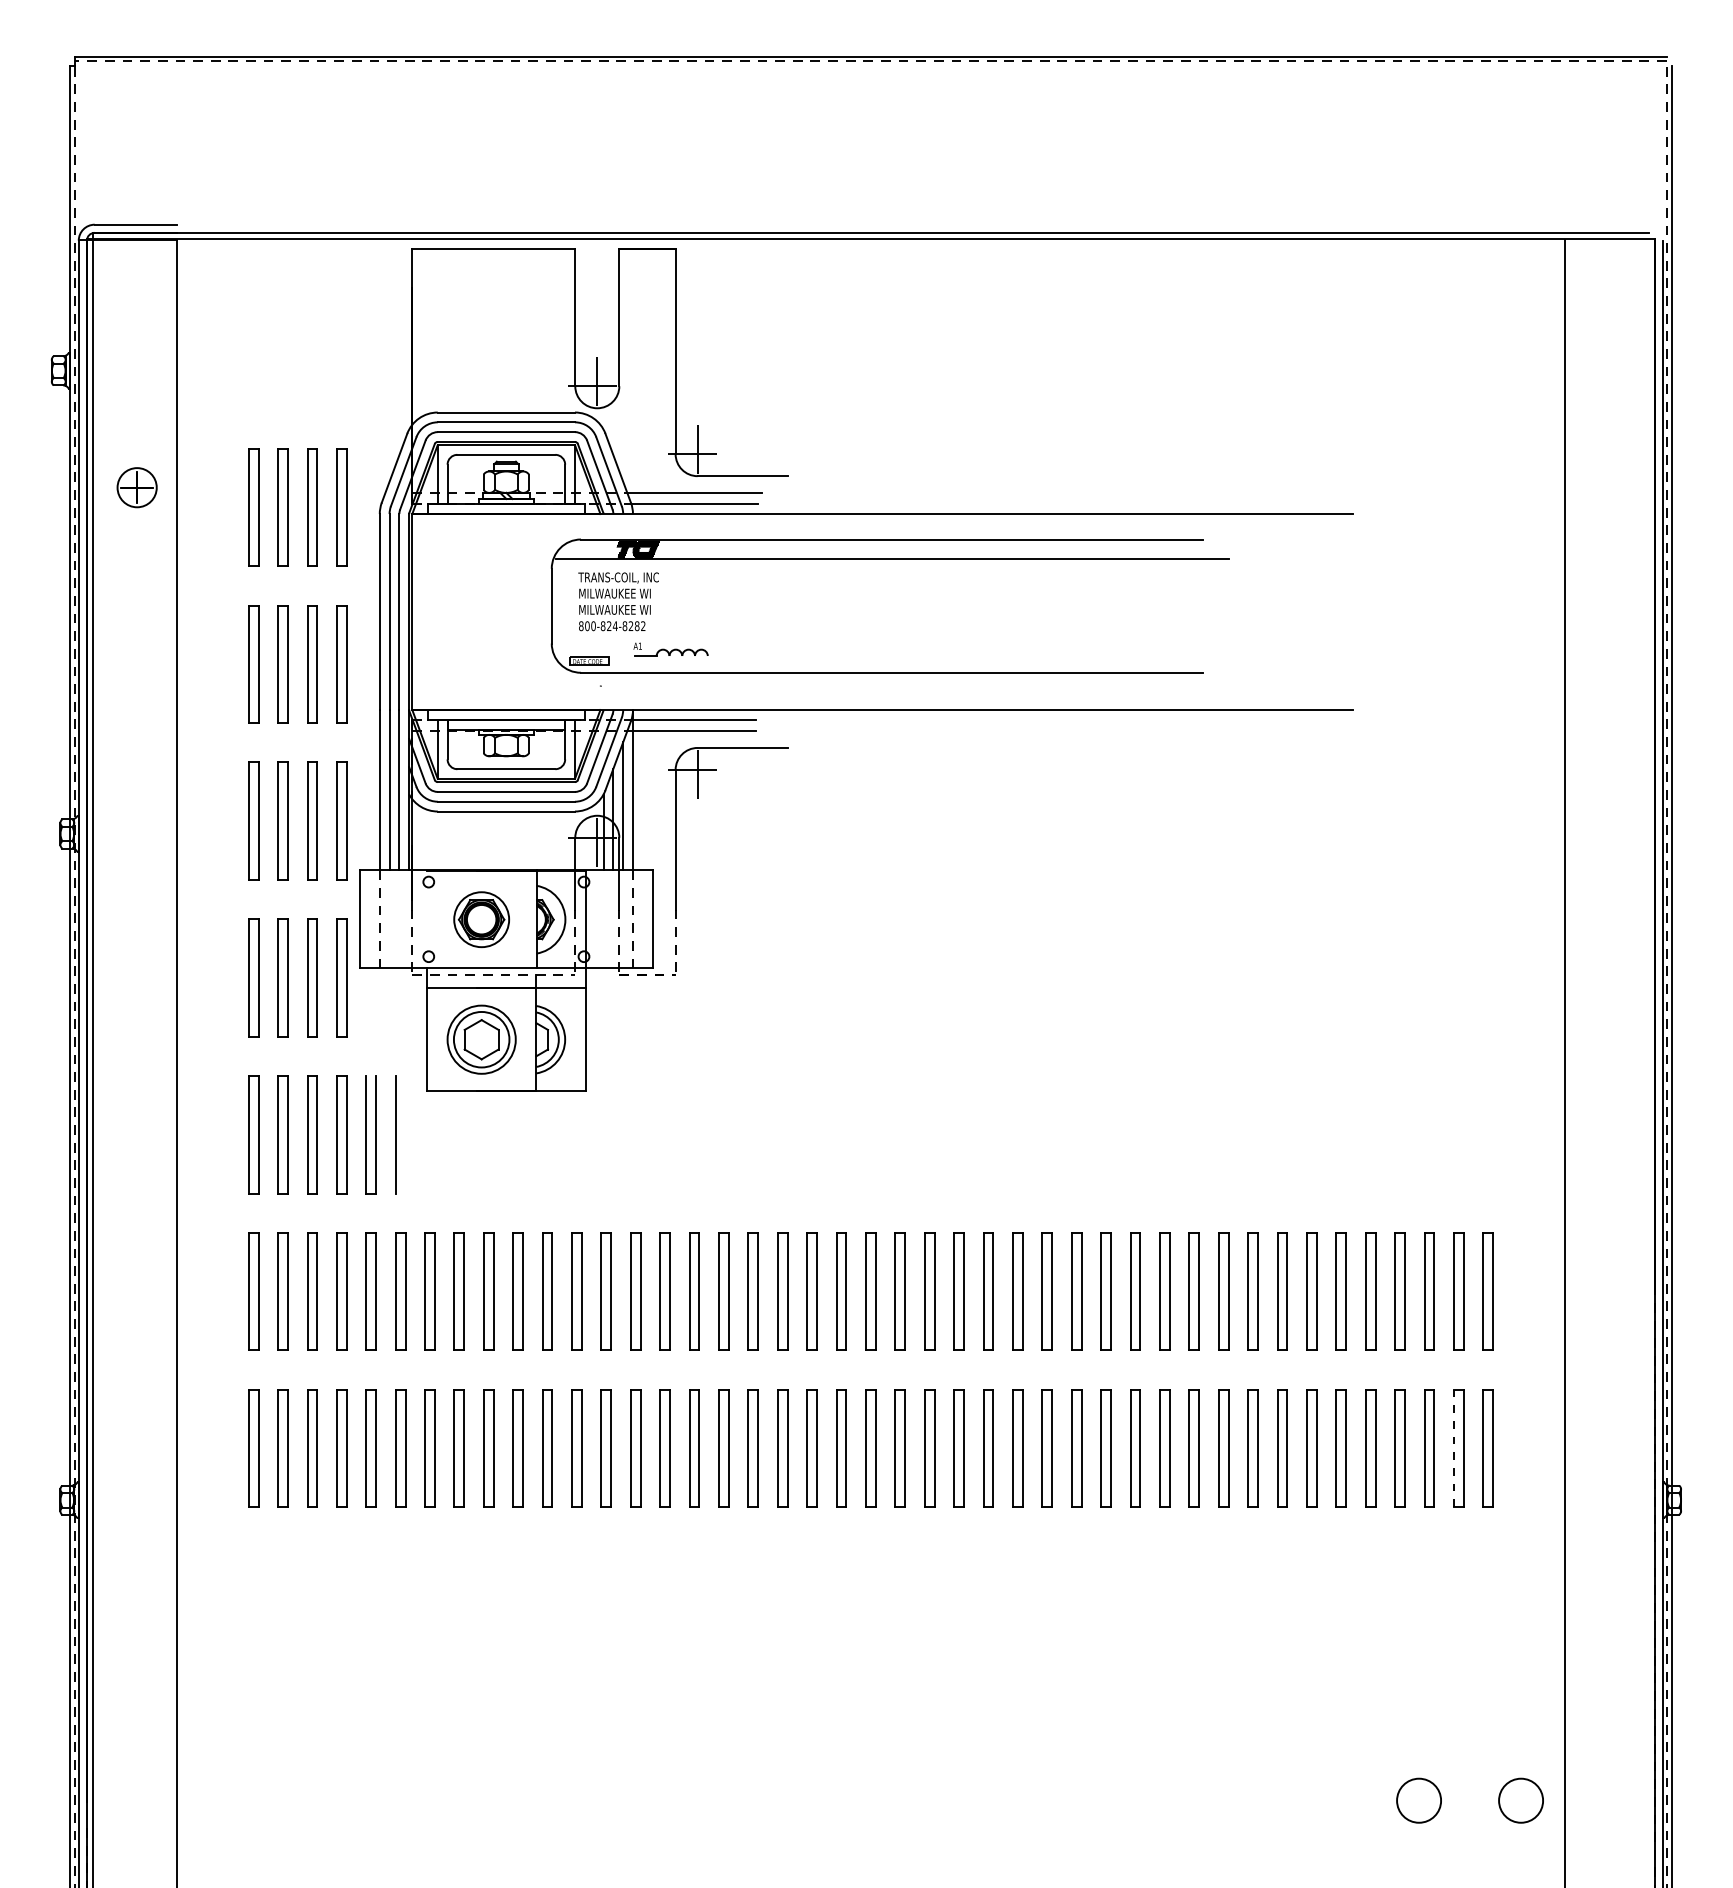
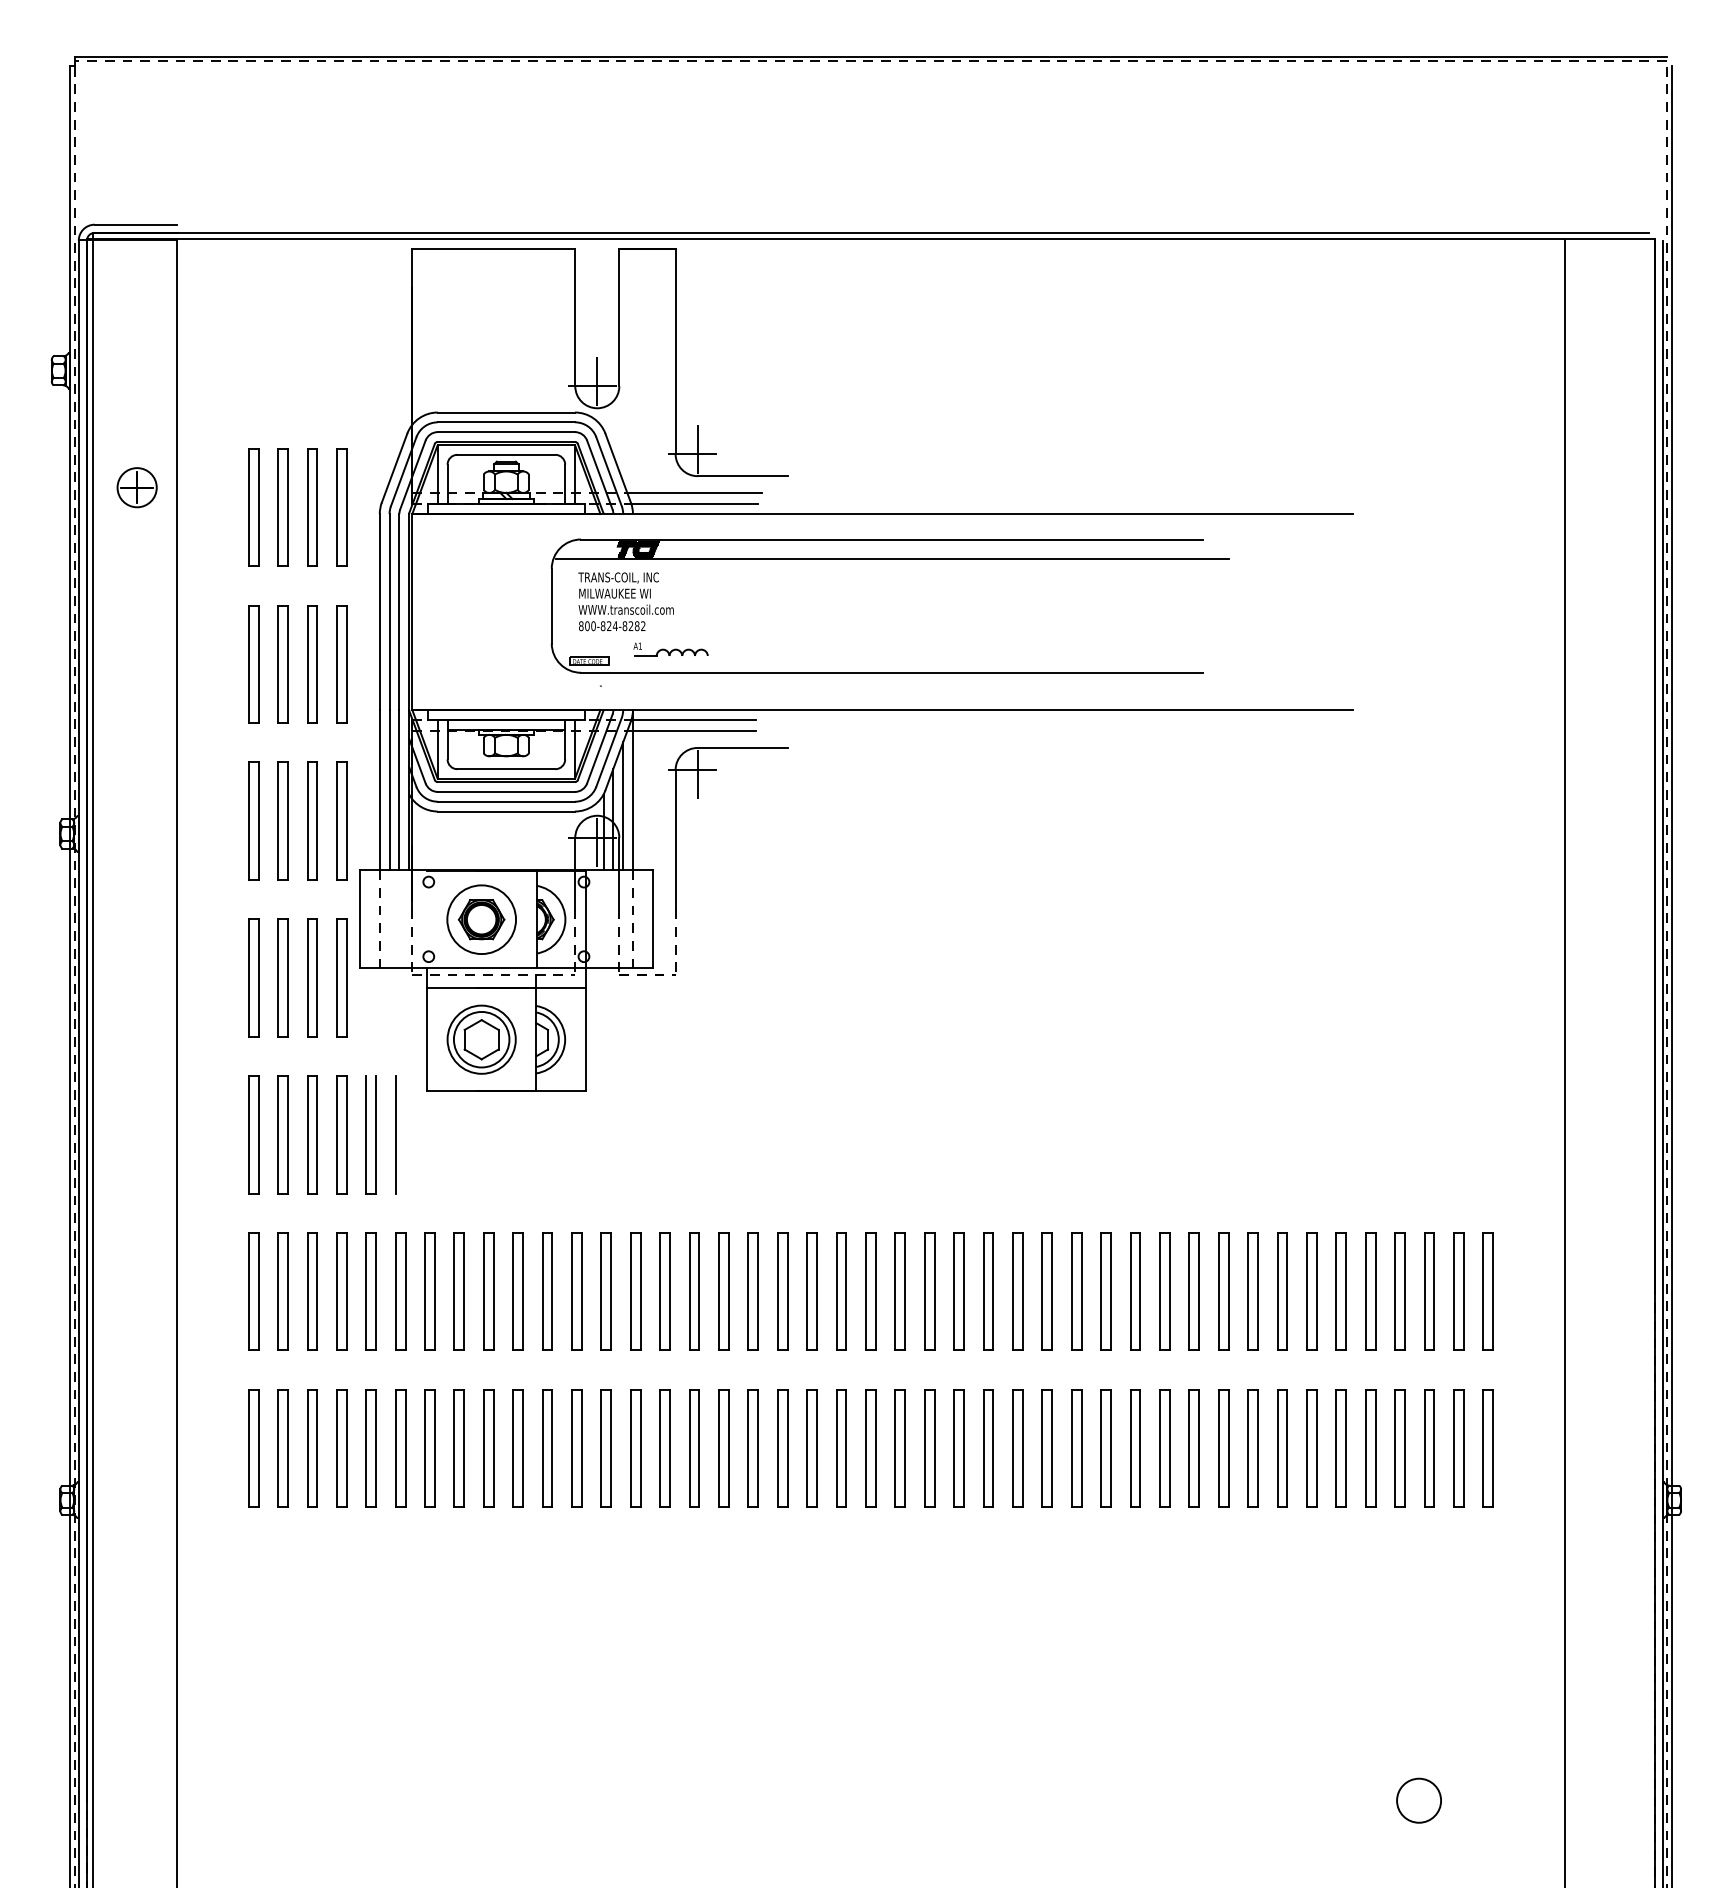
text: MILWAUKEE WI -> WWW.transcoil.com (625, 609)
circle diameter: 55 px -> 69 px (481, 919)
line: dashed -> solid (1453, 1448)
circle: present -> none (1520, 1800)
